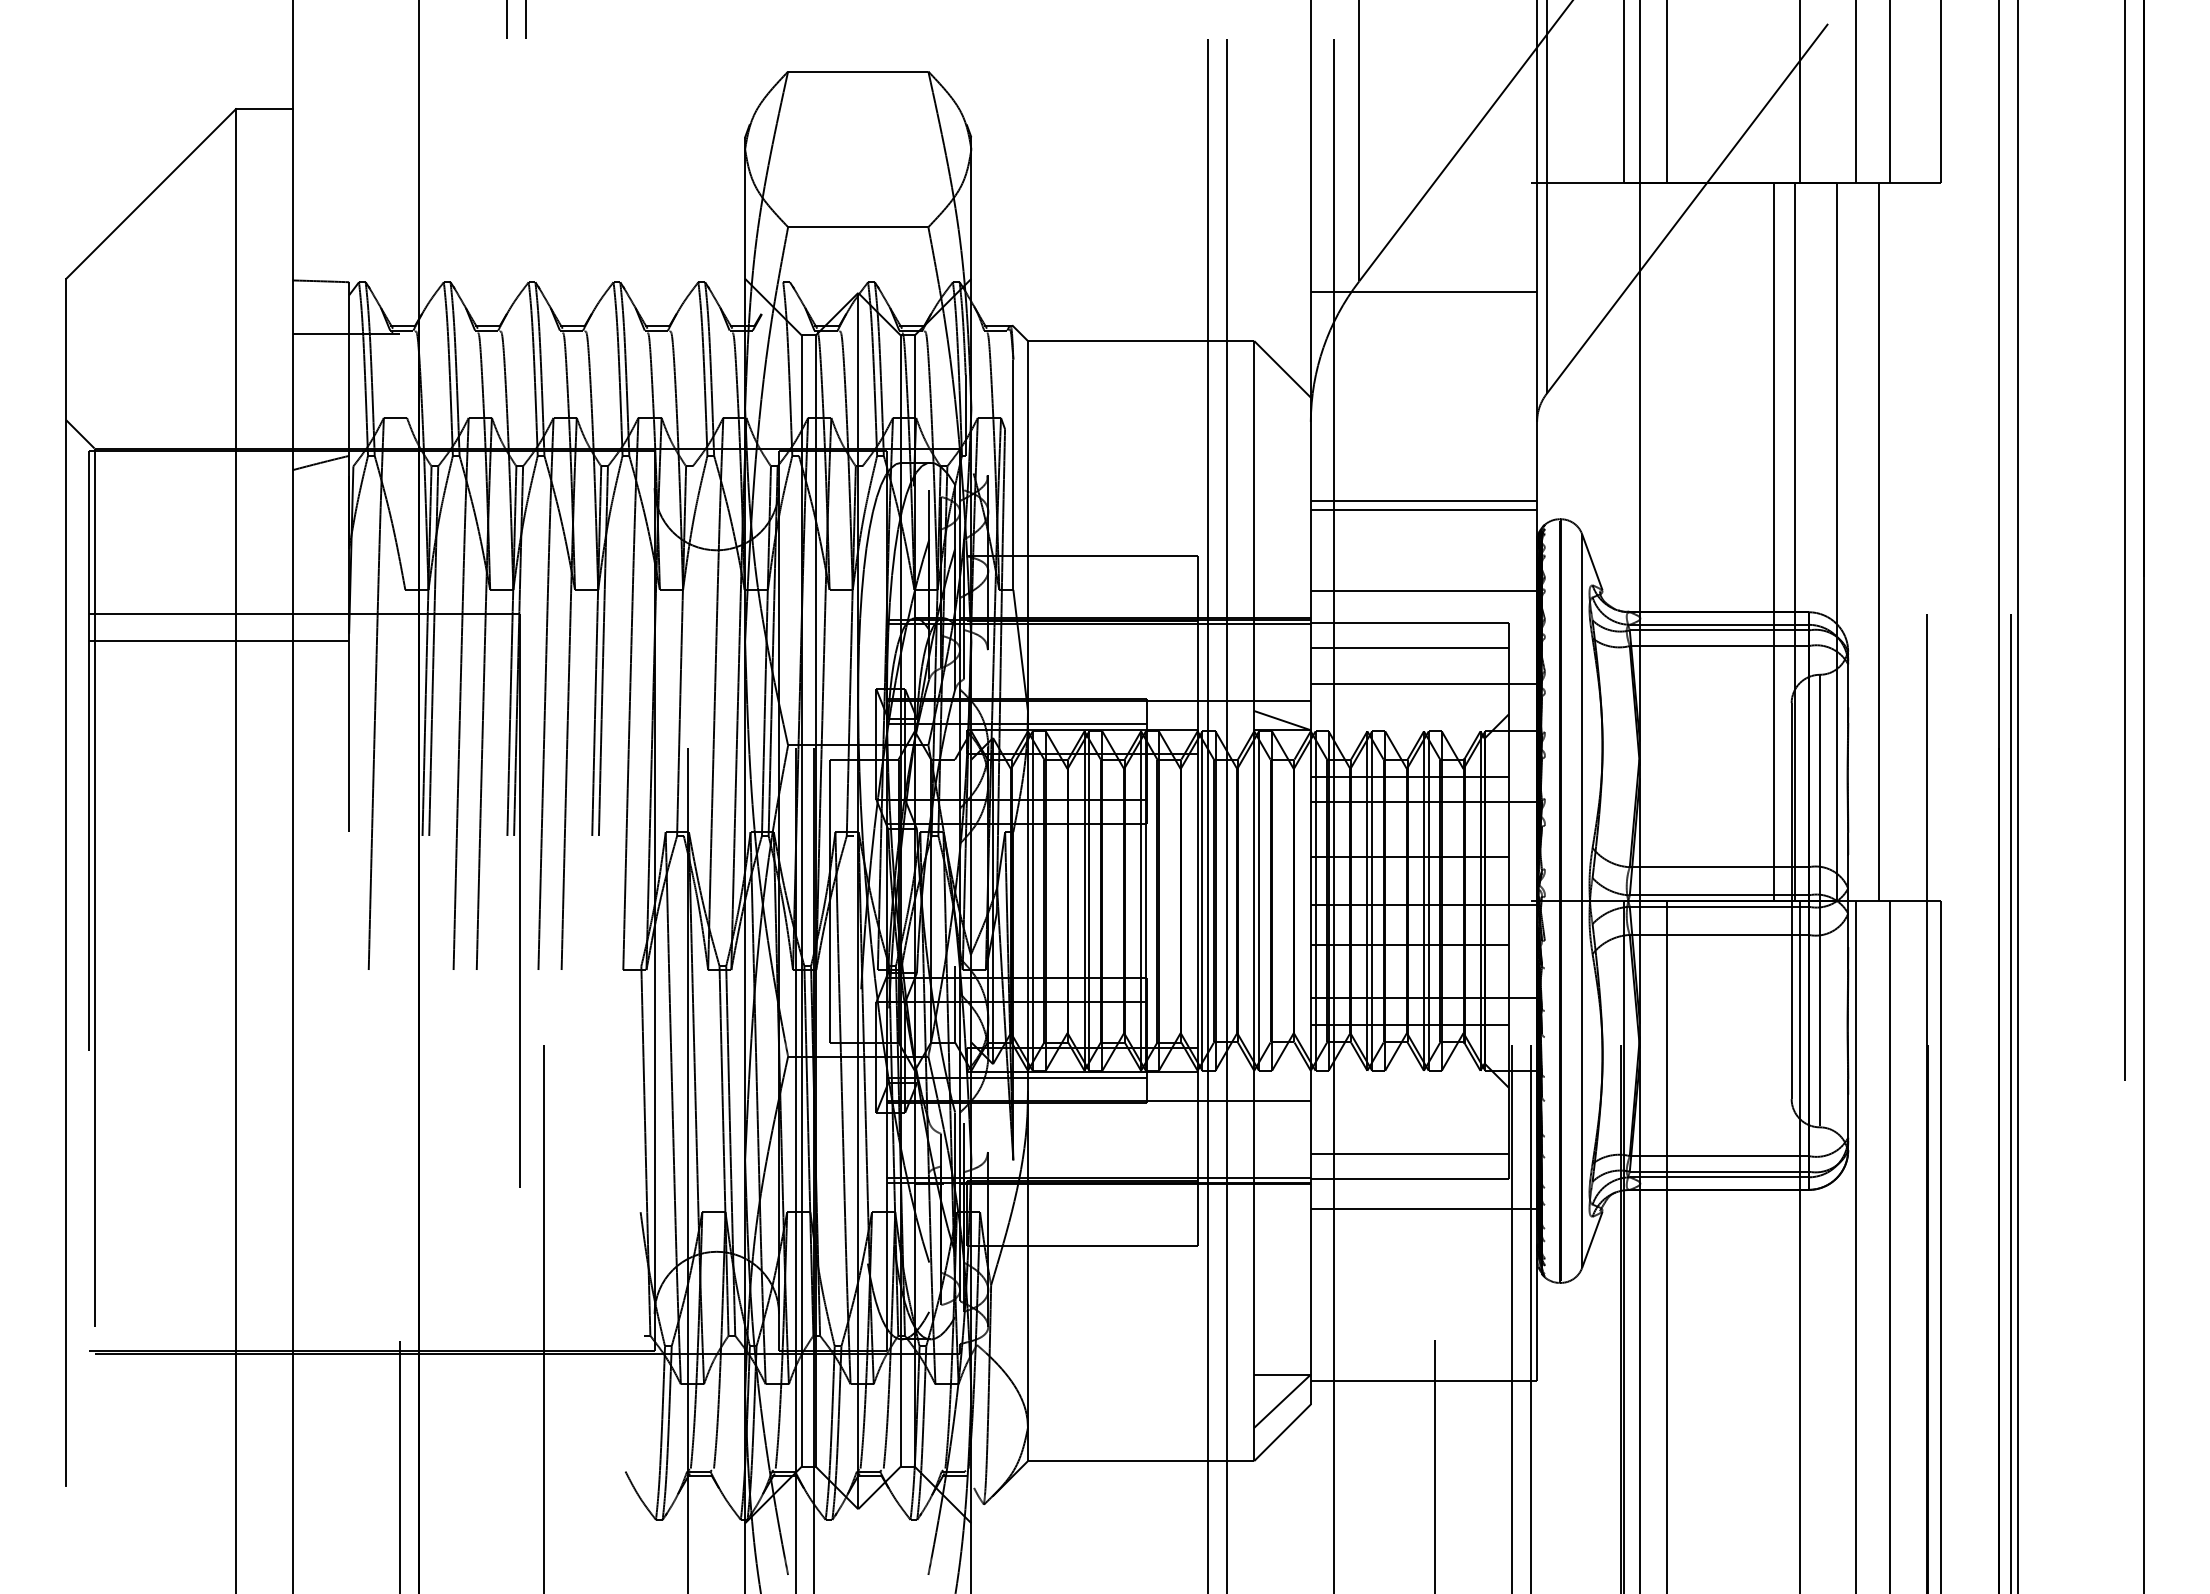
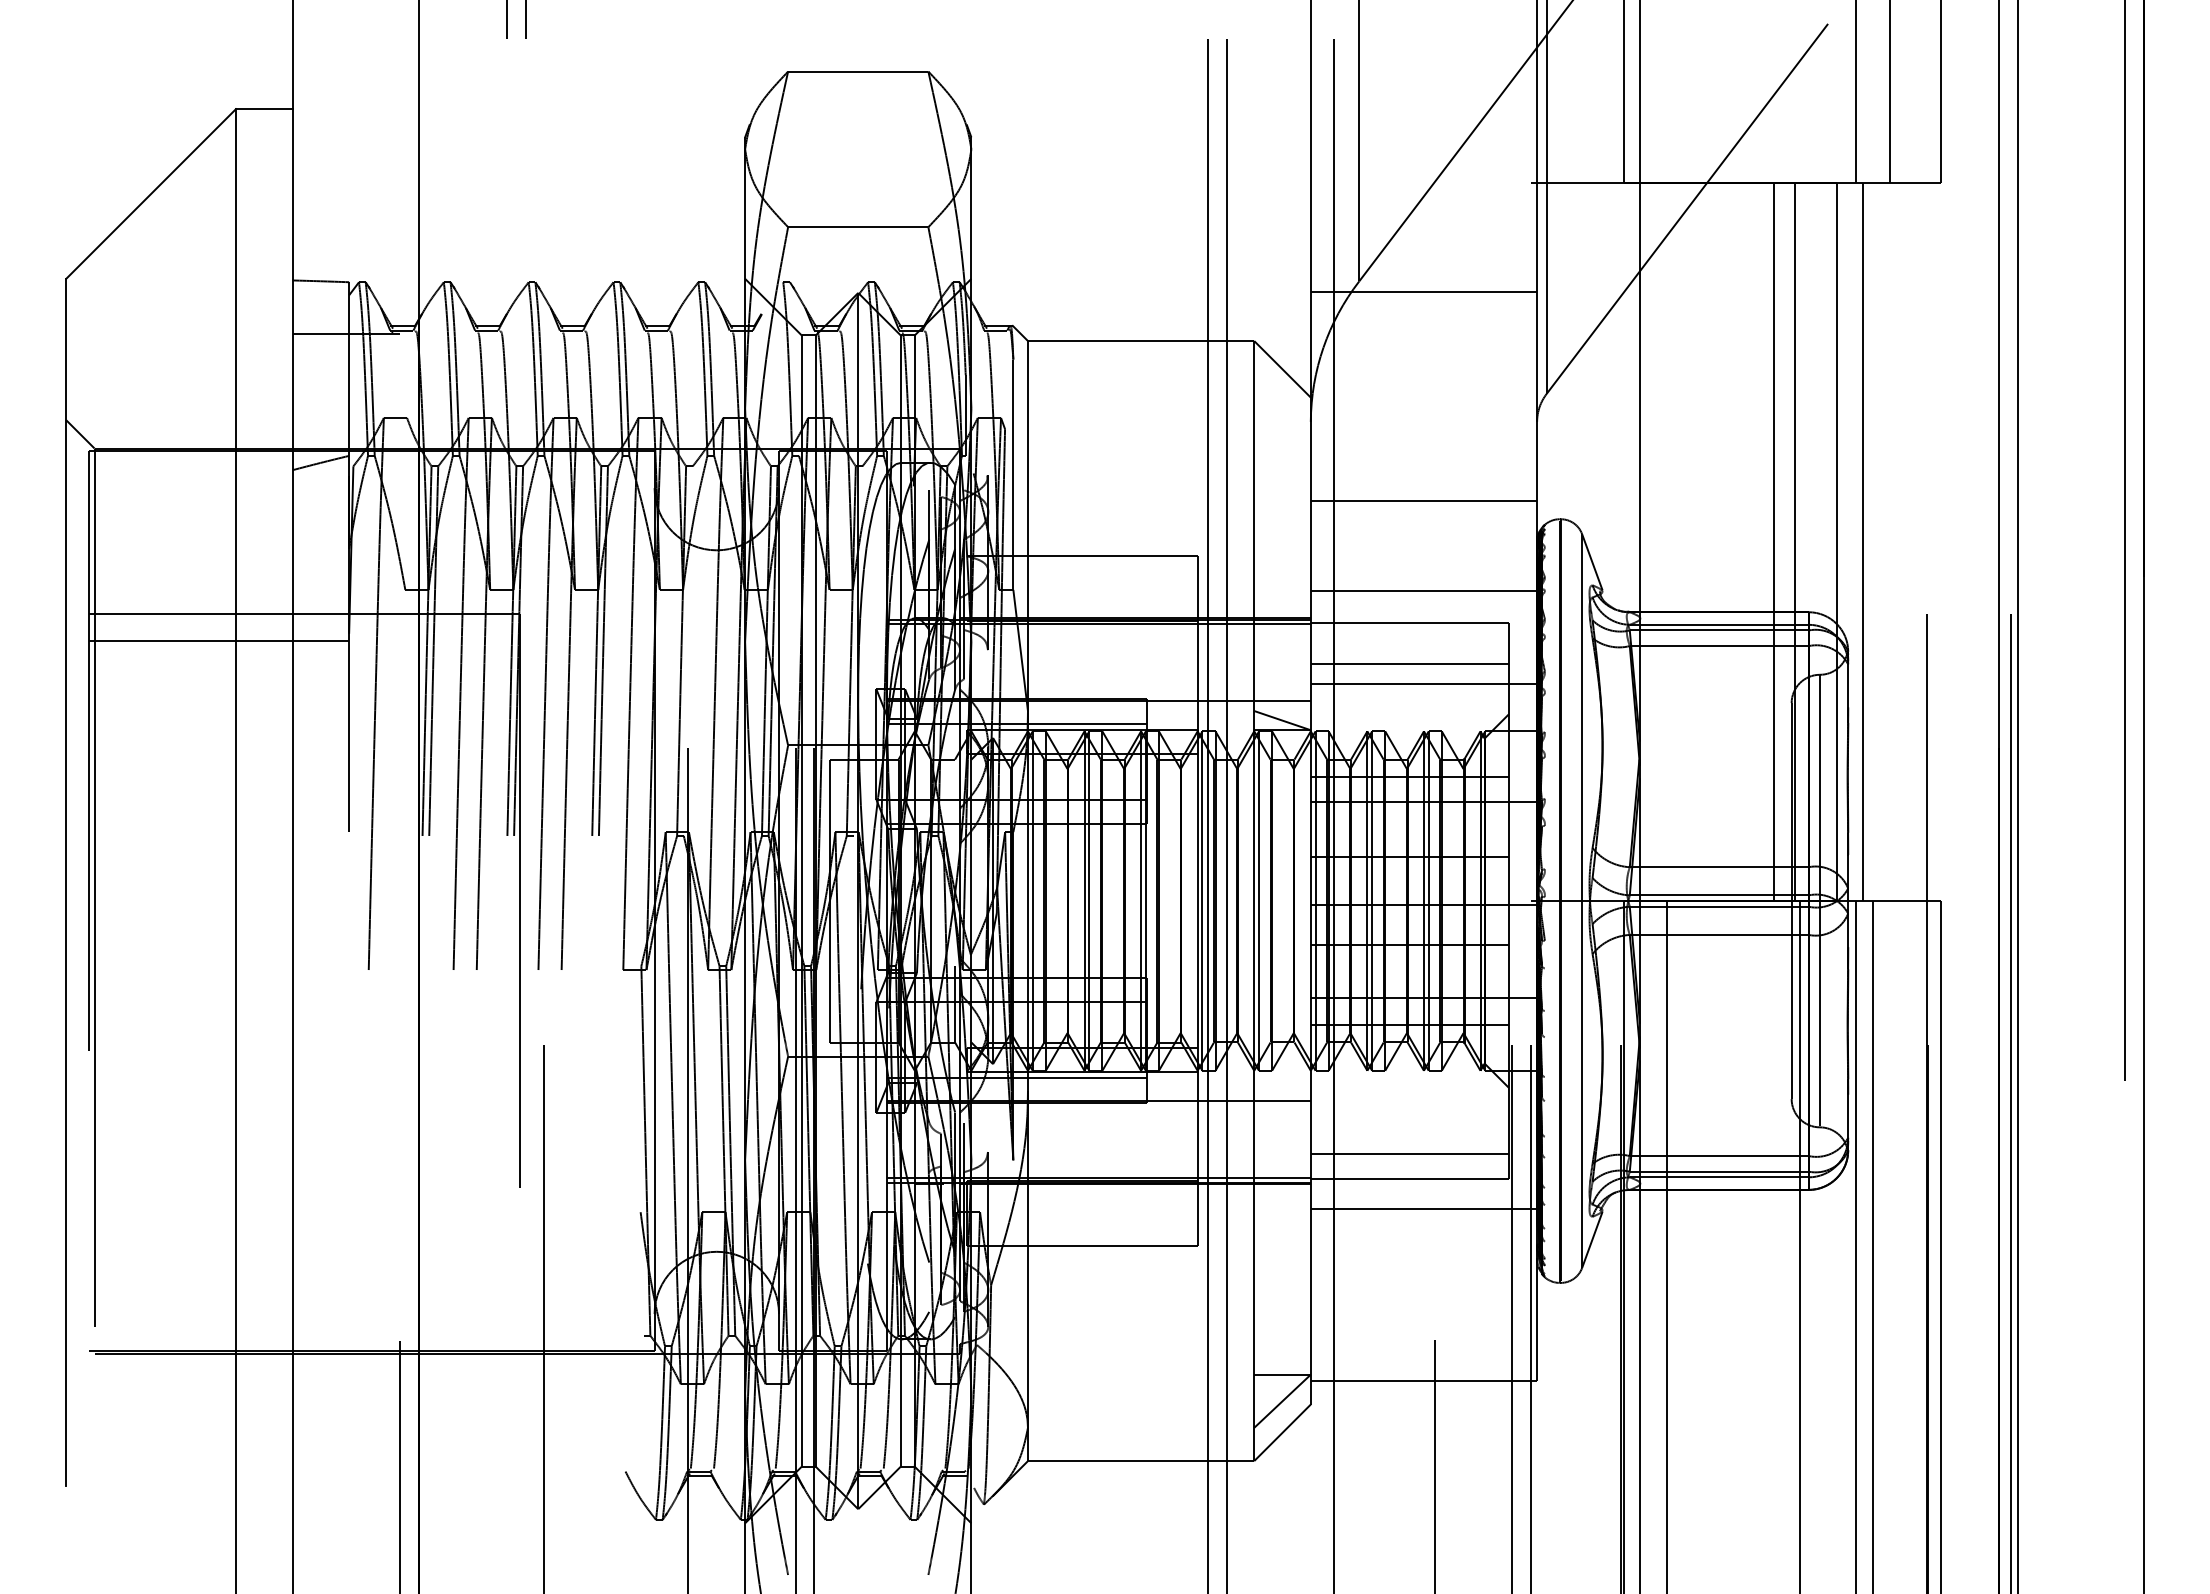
line: present -> none (1667, 92)
line: present -> none (1800, 92)
line: present -> none (1423, 509)
line position: (1879, 541) -> (1863, 541) (1863, 541)
line position: (1409, 648) -> (1409, 664) (1409, 664)
line position: (1889, 1245) -> (1872, 1245) (1872, 1245)
